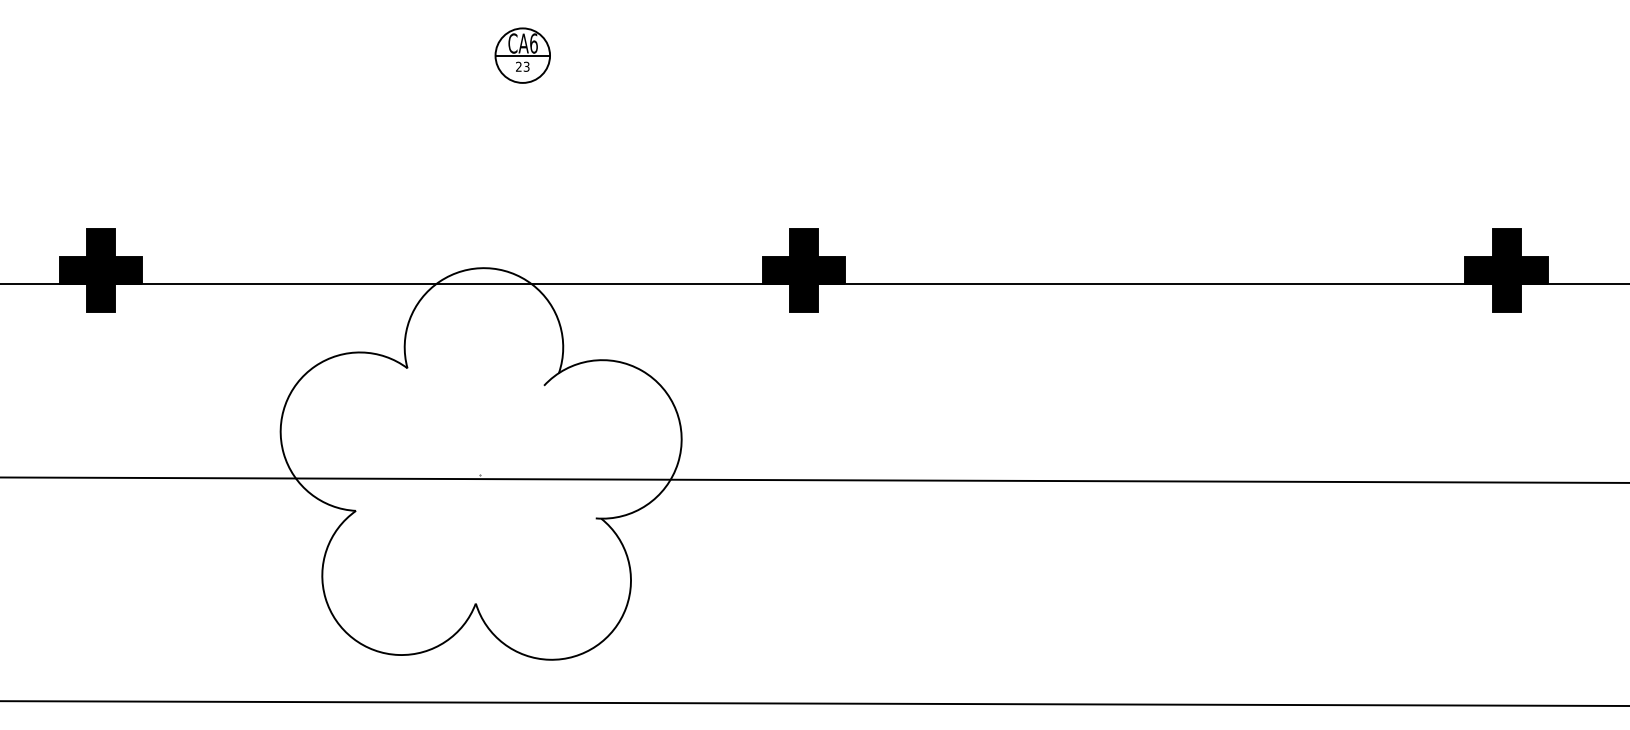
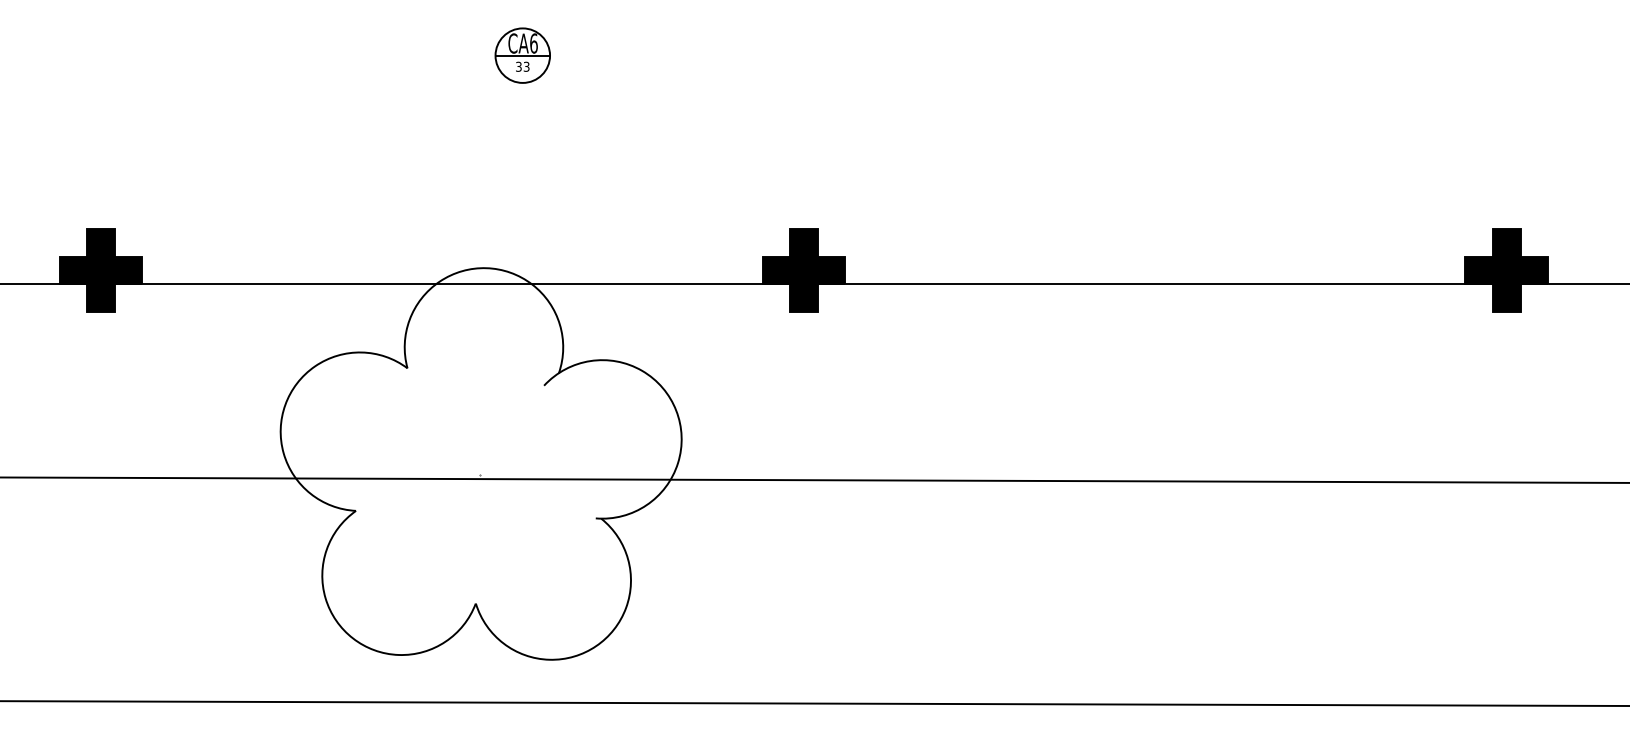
text: 23 -> 33 (518, 66)
